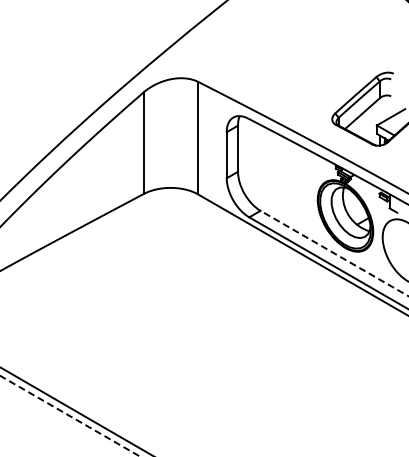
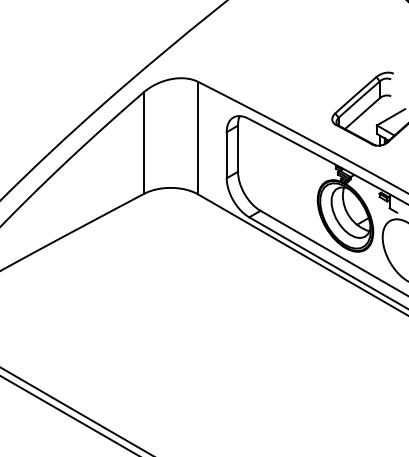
line: dashed -> solid (334, 253)
line: dashed -> solid (70, 416)
